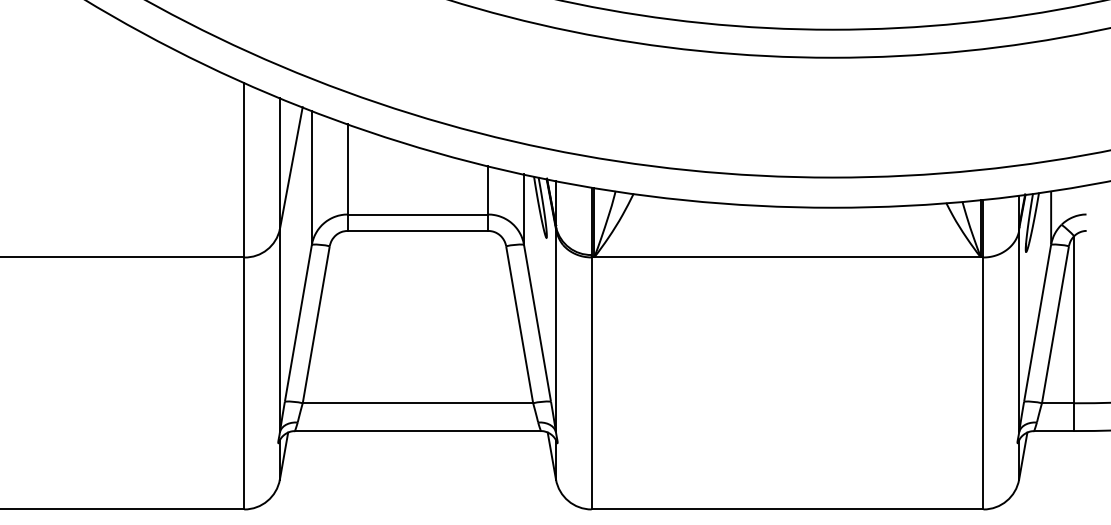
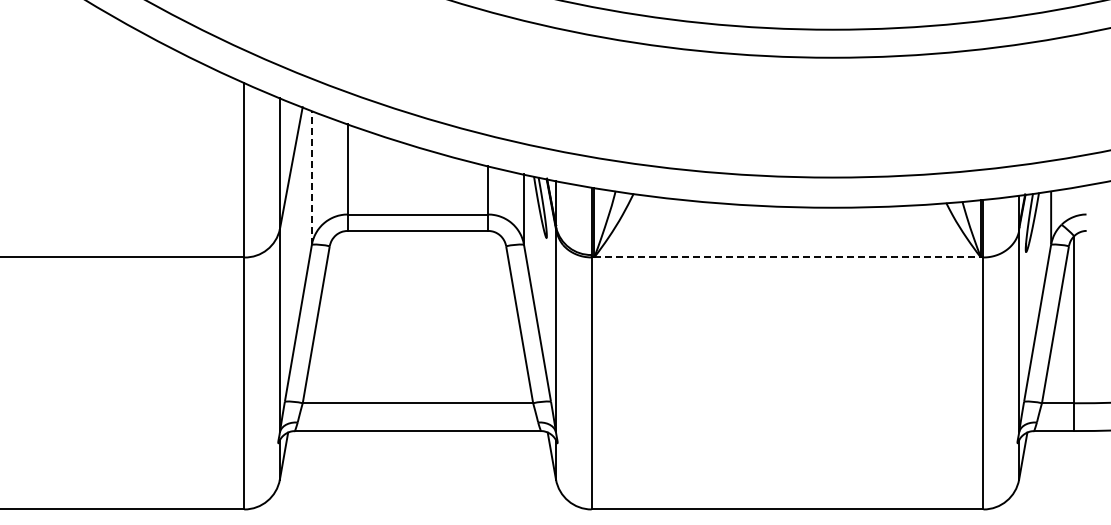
line: solid -> dashed (311, 177)
line: solid -> dashed (788, 257)
